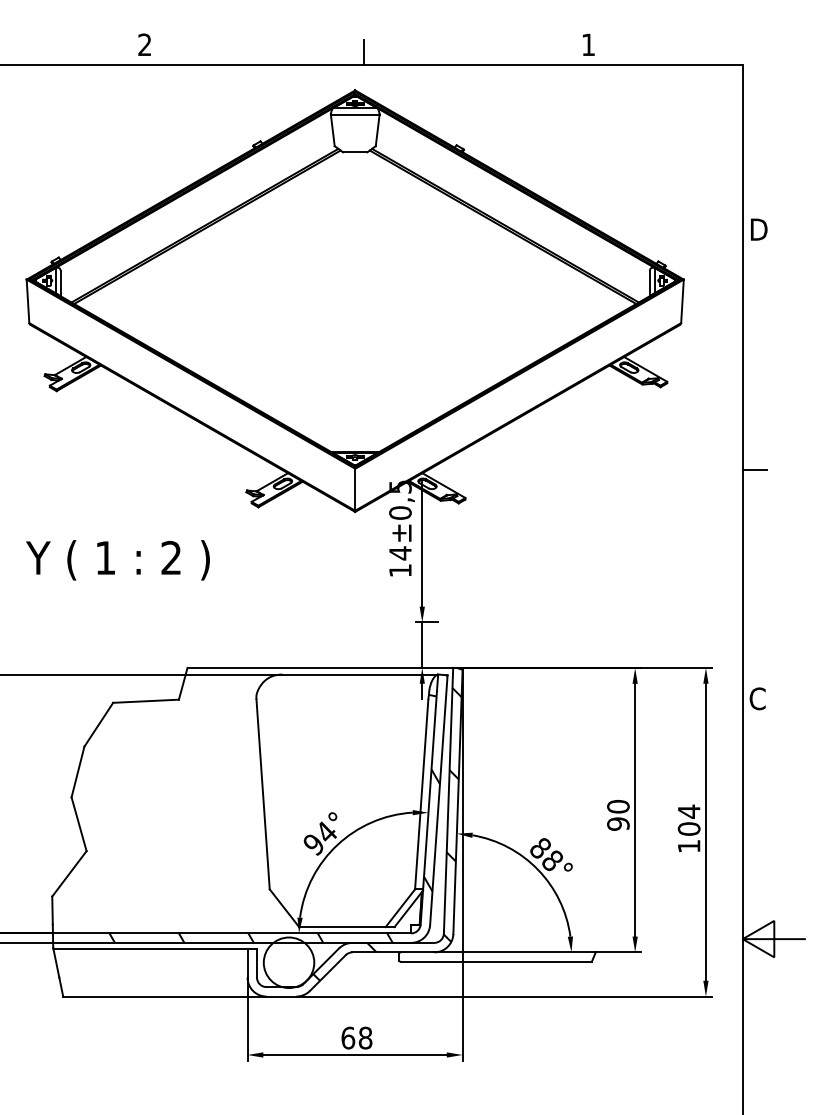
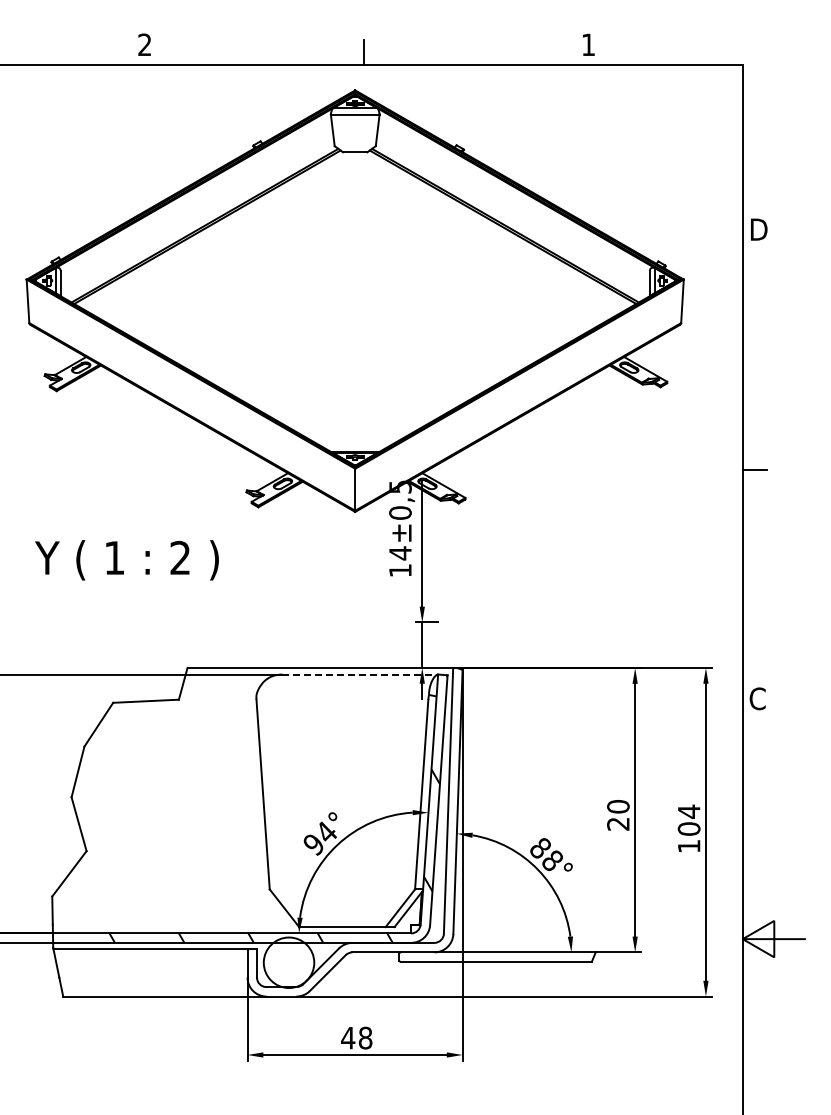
text position: (117, 560) -> (126, 560) (126, 560)
line: solid -> dashed (360, 674)
text: 90 -> 20 (618, 823)
hatch: present -> none (387, 834)
text: 68 -> 48 (348, 1037)
